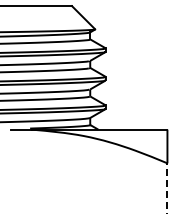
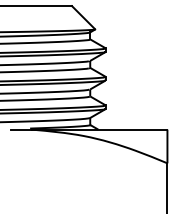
line: dashed -> solid (167, 188)
